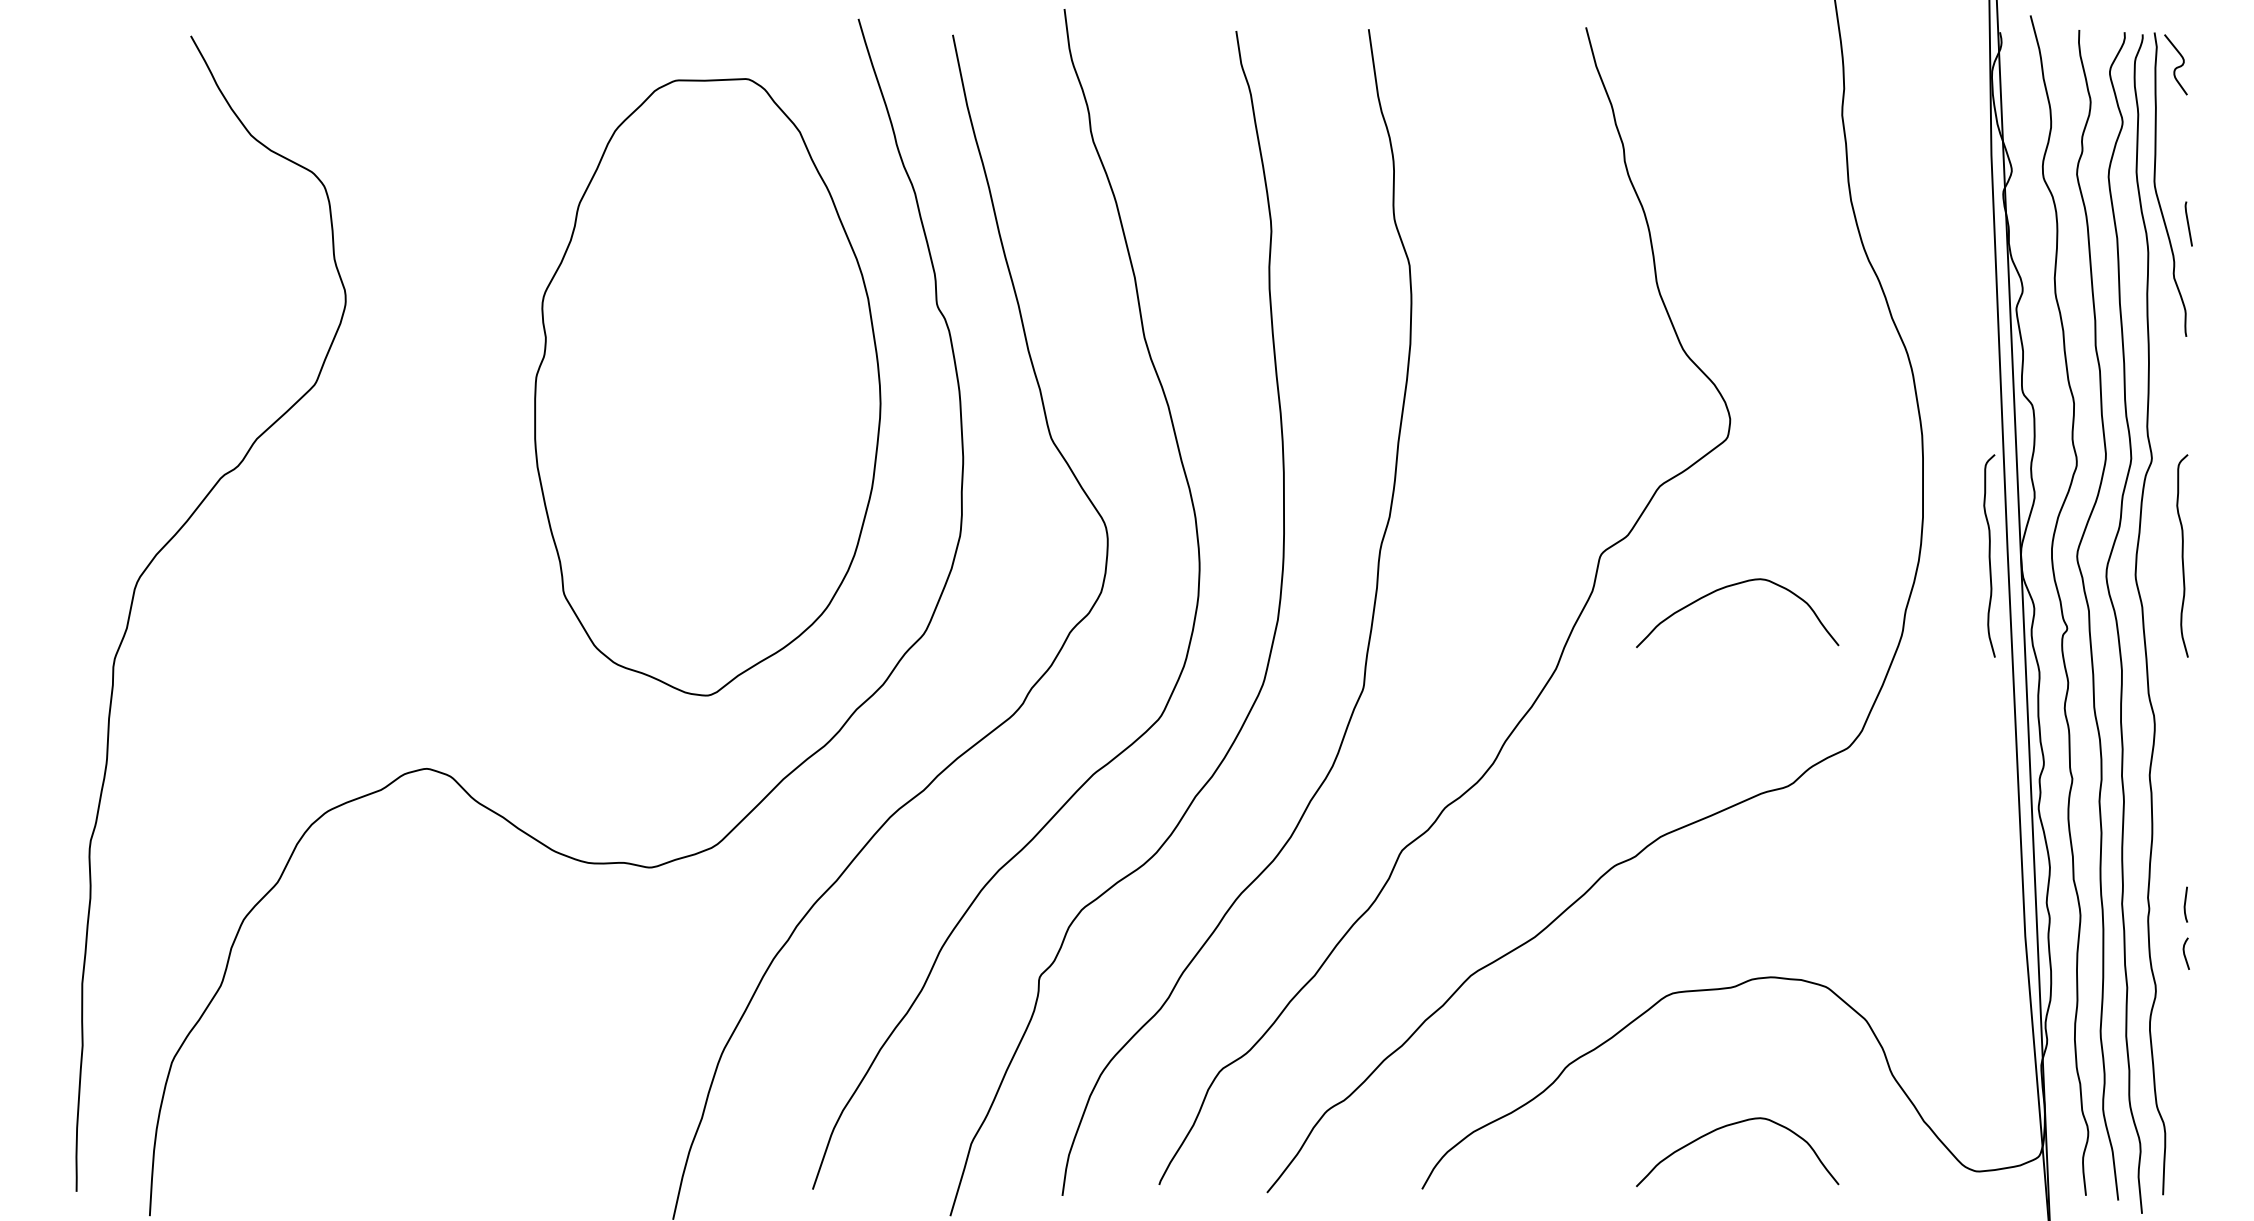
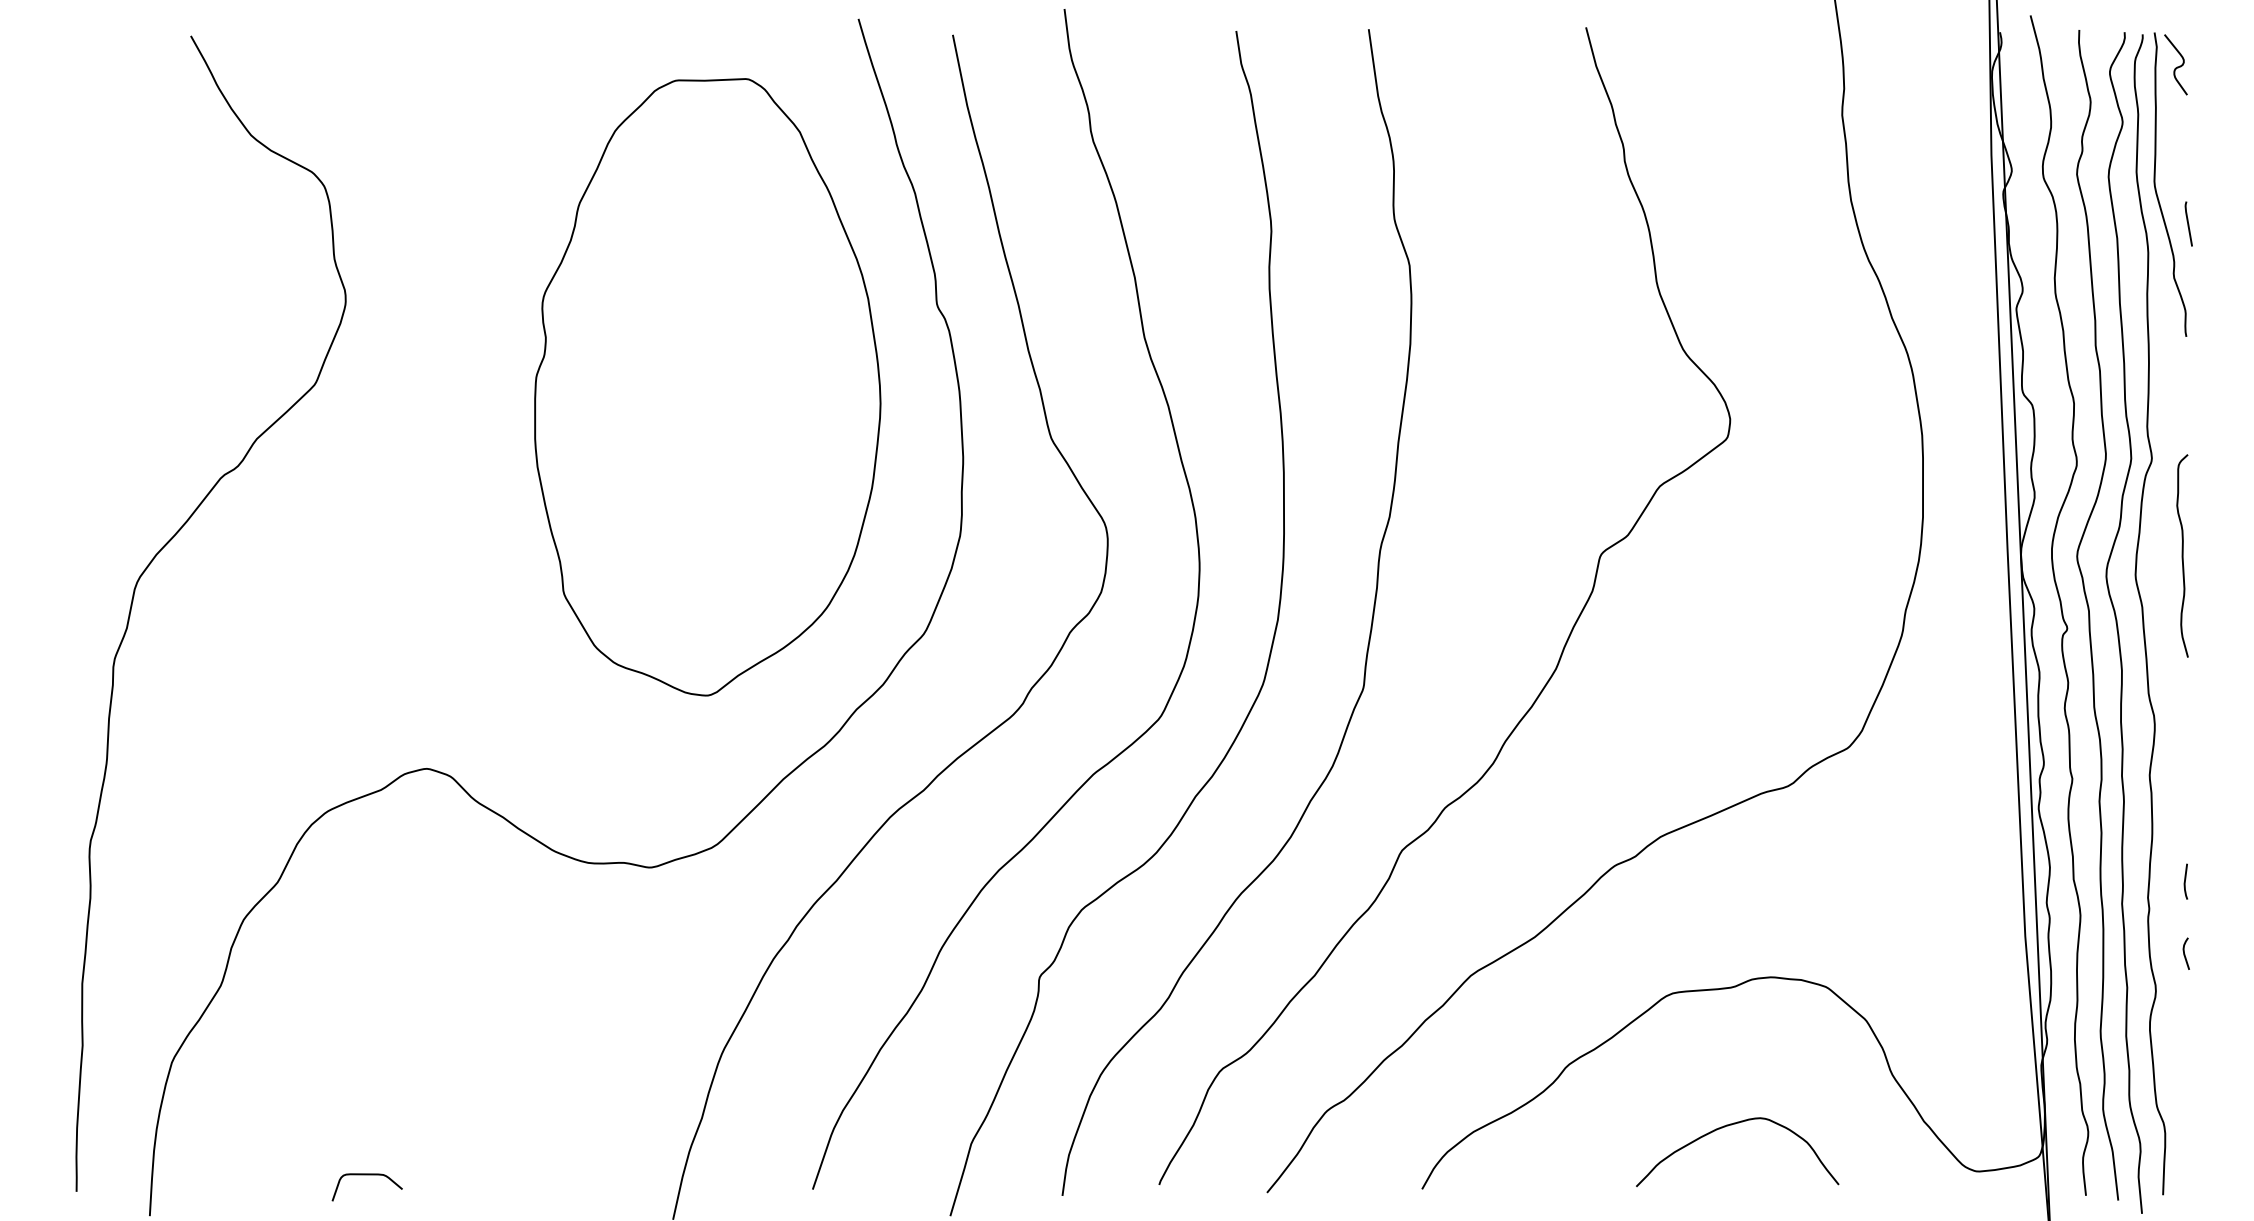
curve: present -> none (1989, 555)
curve: present -> none (1728, 587)
line position: (2185, 904) -> (2185, 881) (2185, 881)
curve: none -> present (366, 1175)
